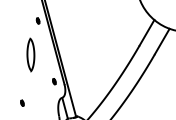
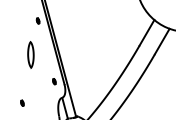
part size: 10x36 px -> 8x28 px (30, 54)
